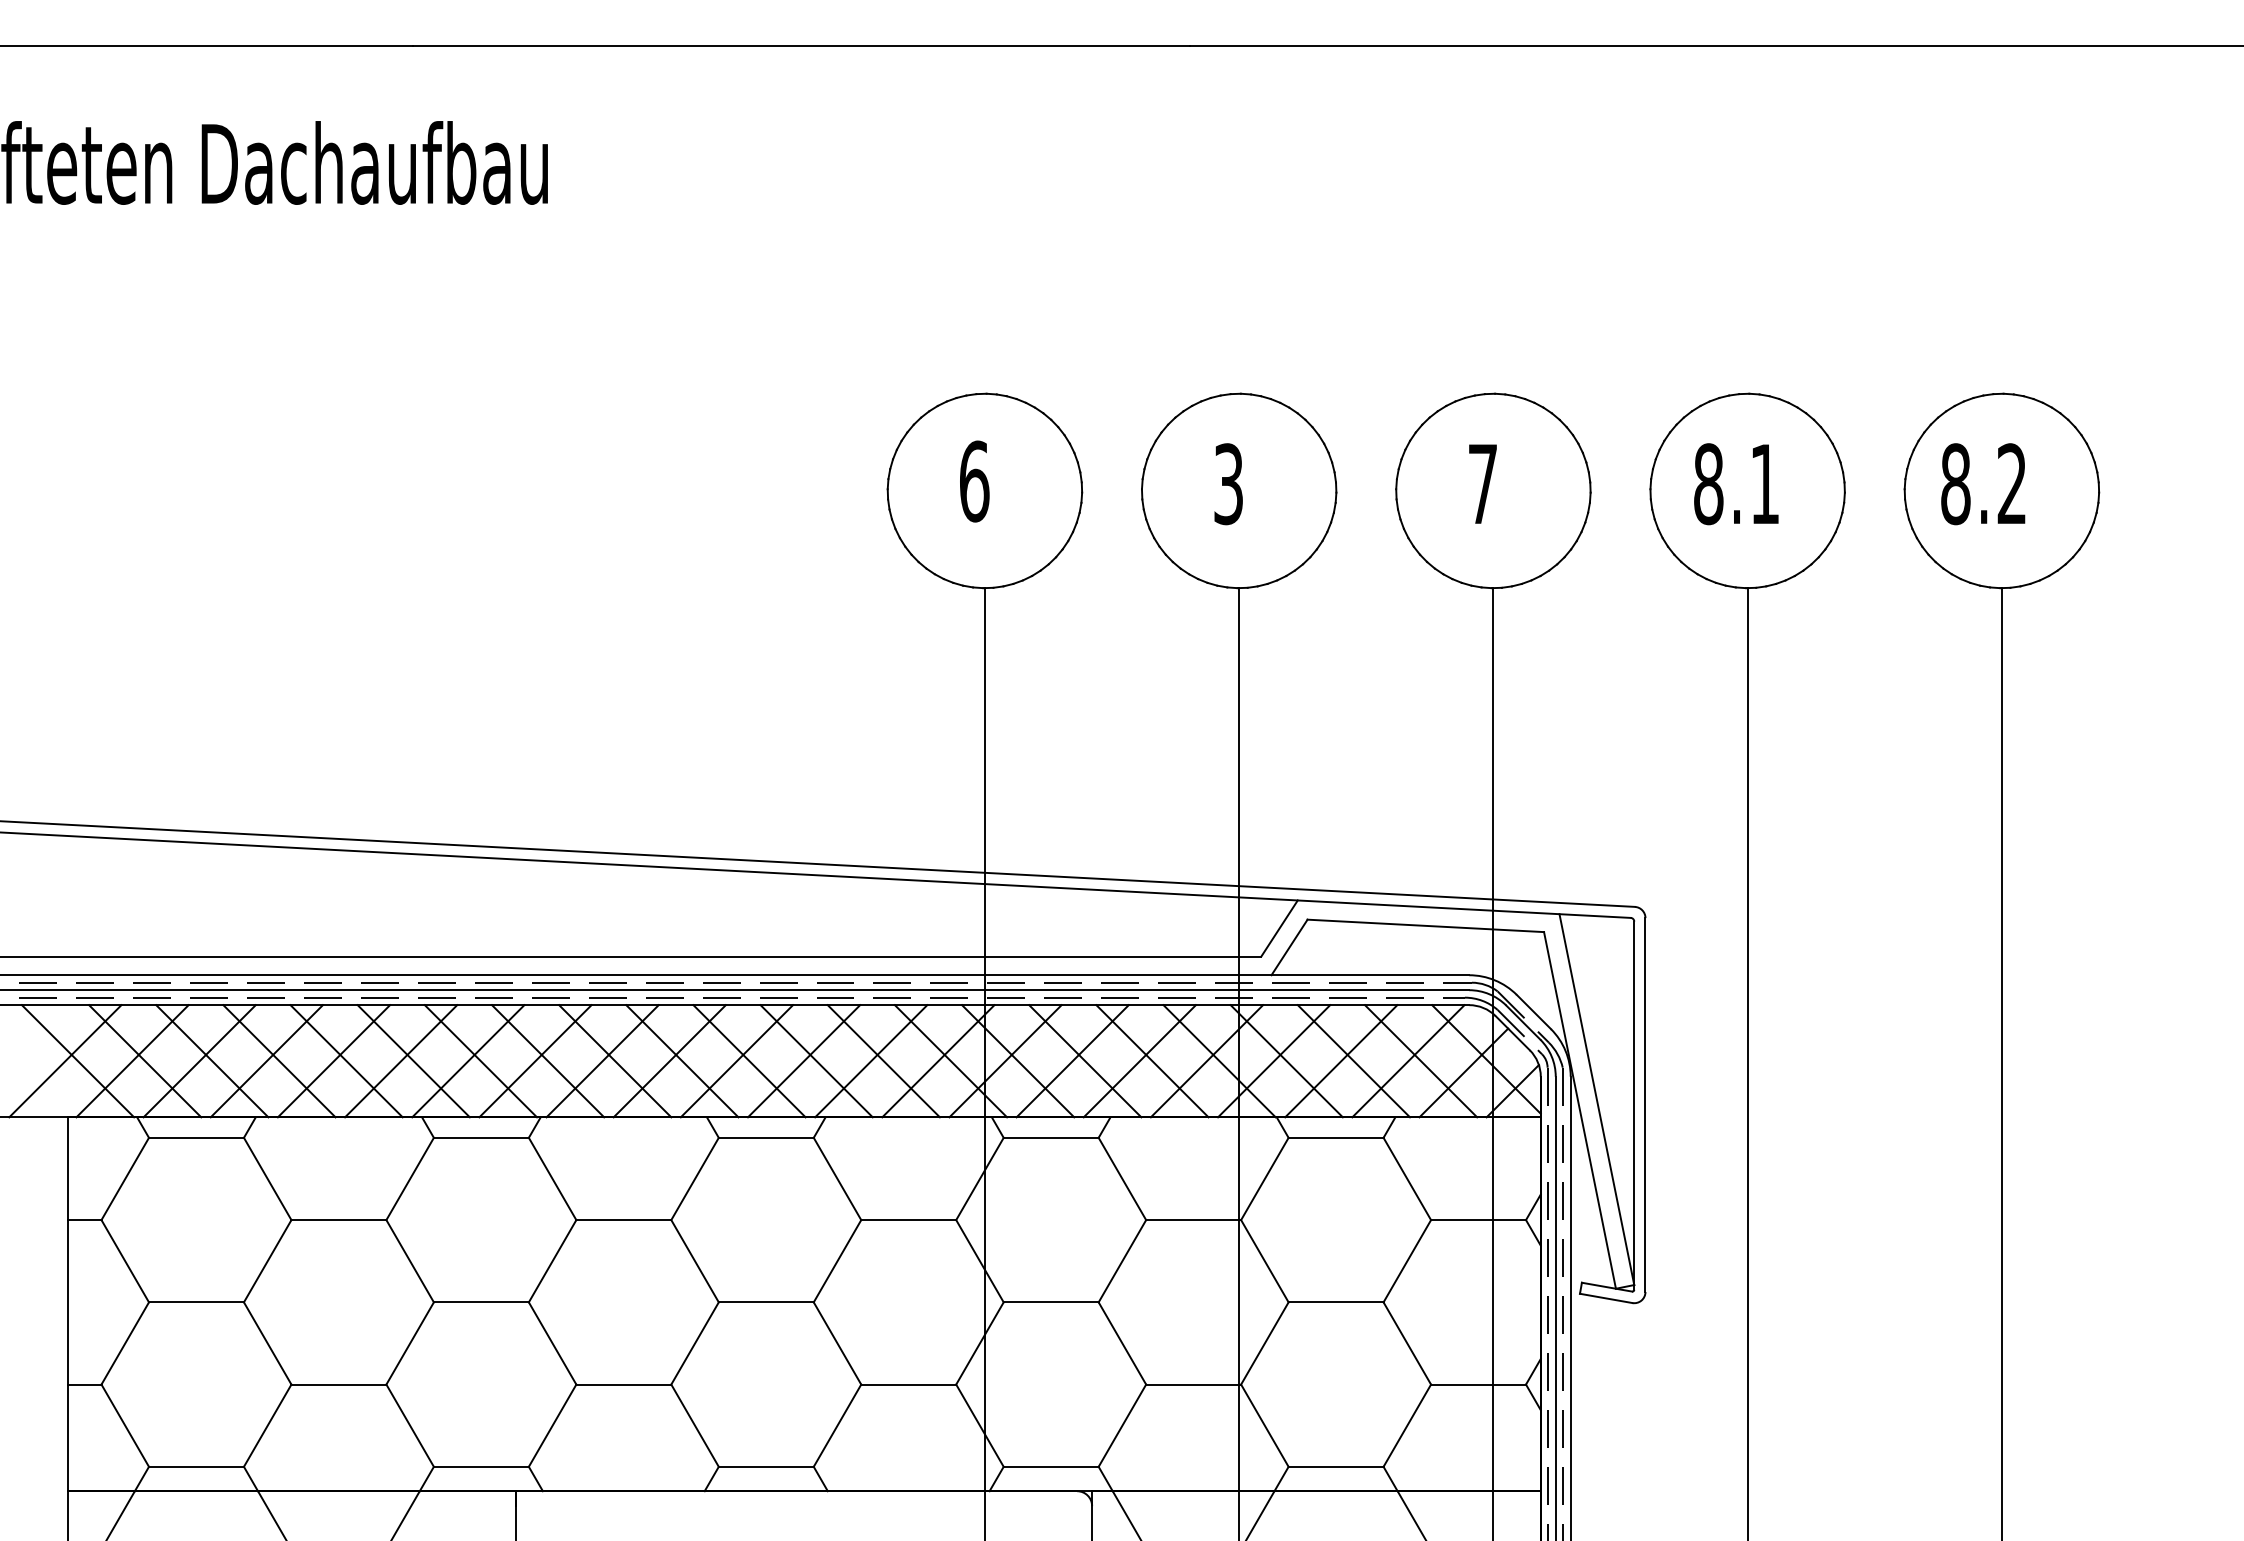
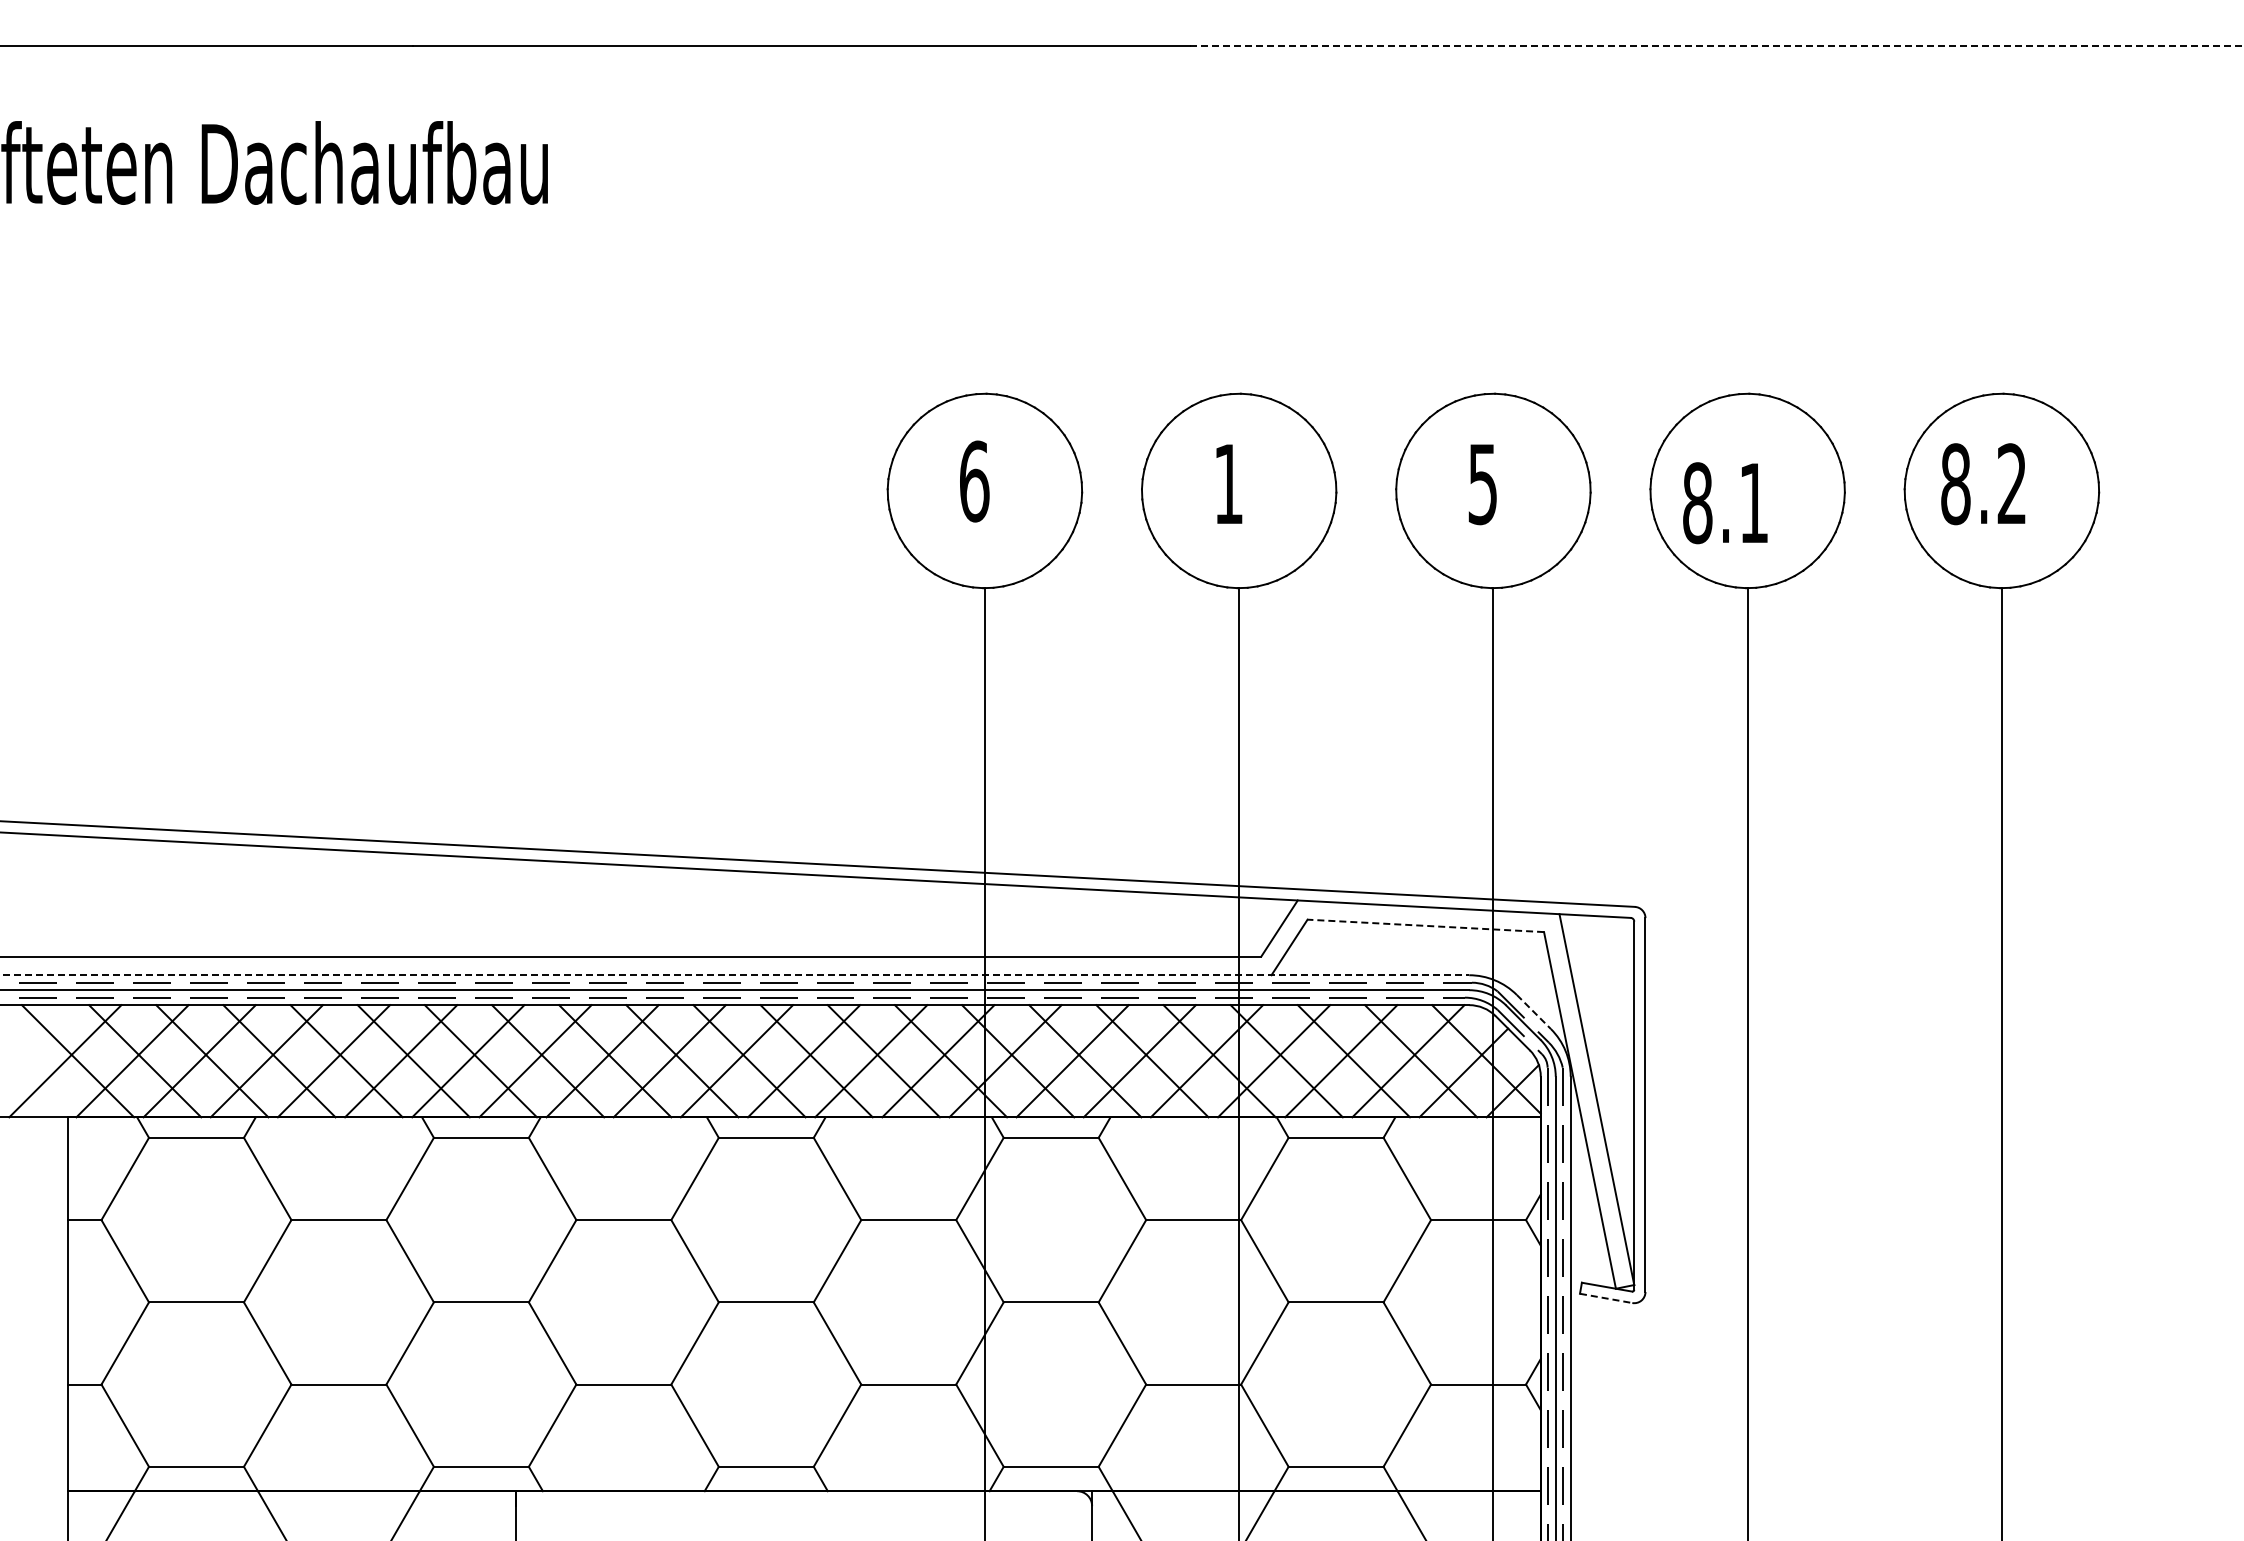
line: solid -> dashed (1717, 46)
text: 3 -> 1 (1228, 484)
text: 7 -> 5 (1482, 484)
text position: (1736, 484) -> (1725, 503) (1725, 503)
line: solid -> dashed (1425, 925)
line: solid -> dashed (735, 975)
line: solid -> dashed (1534, 1012)
line: solid -> dashed (1606, 1298)
